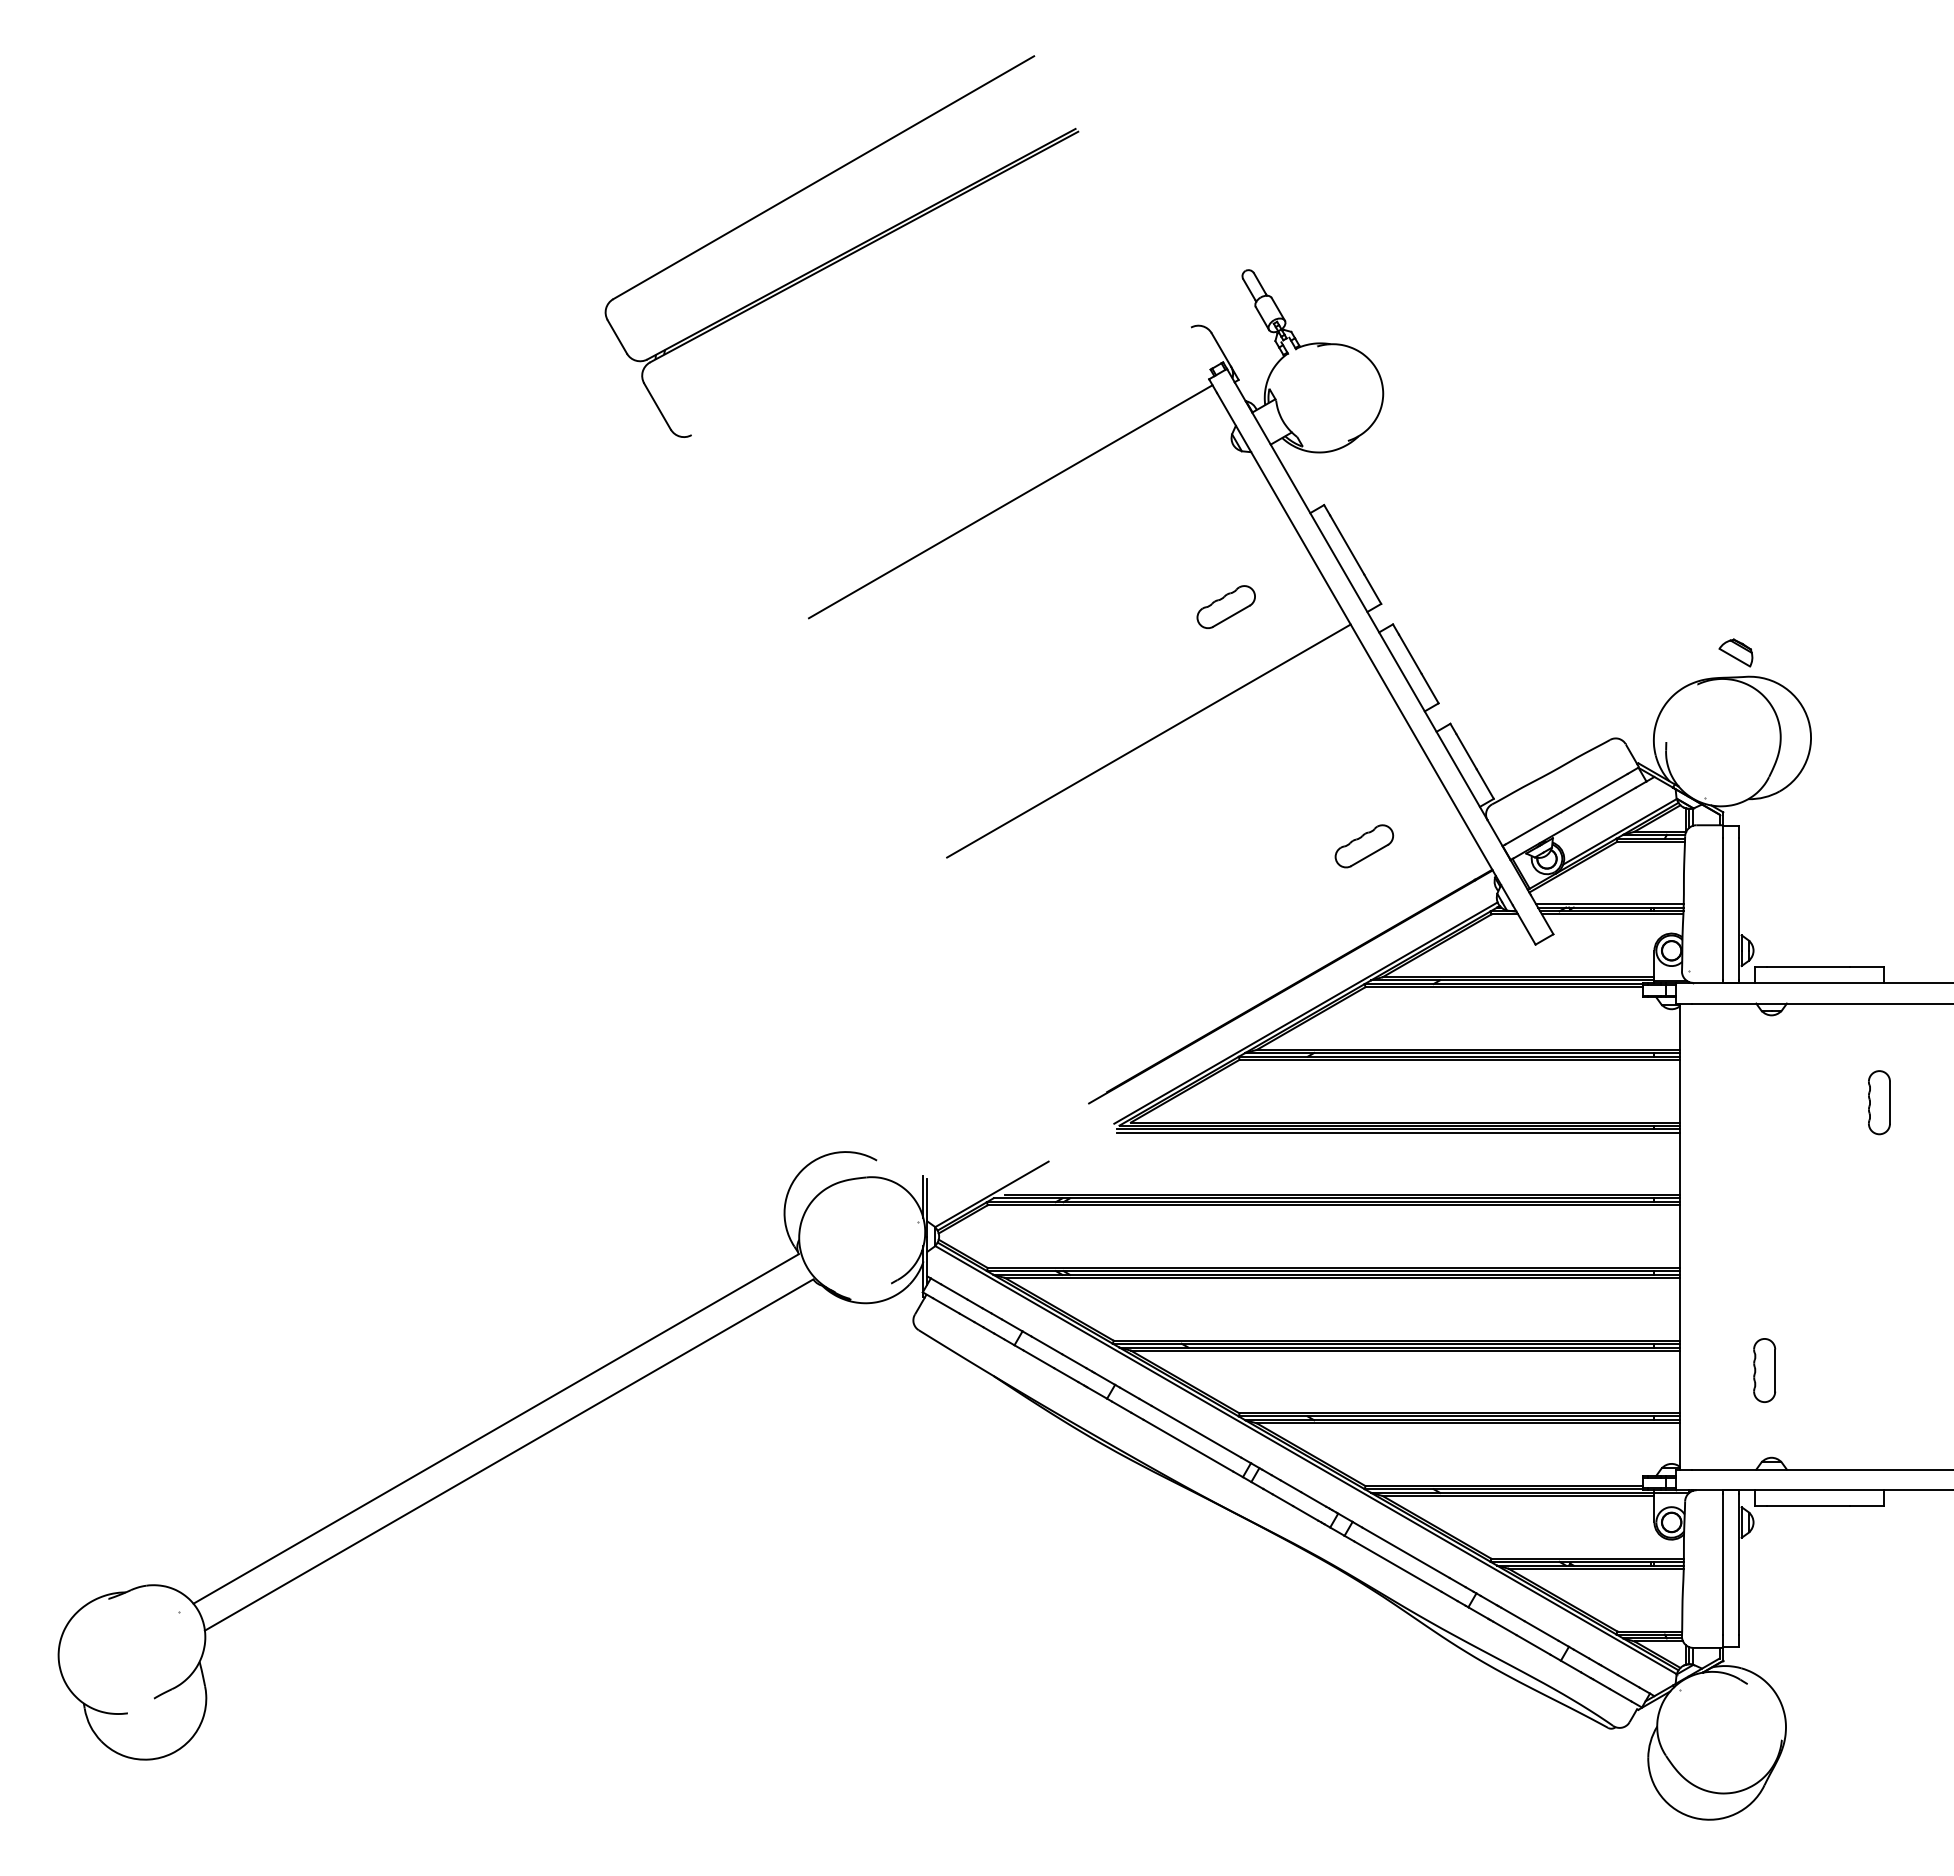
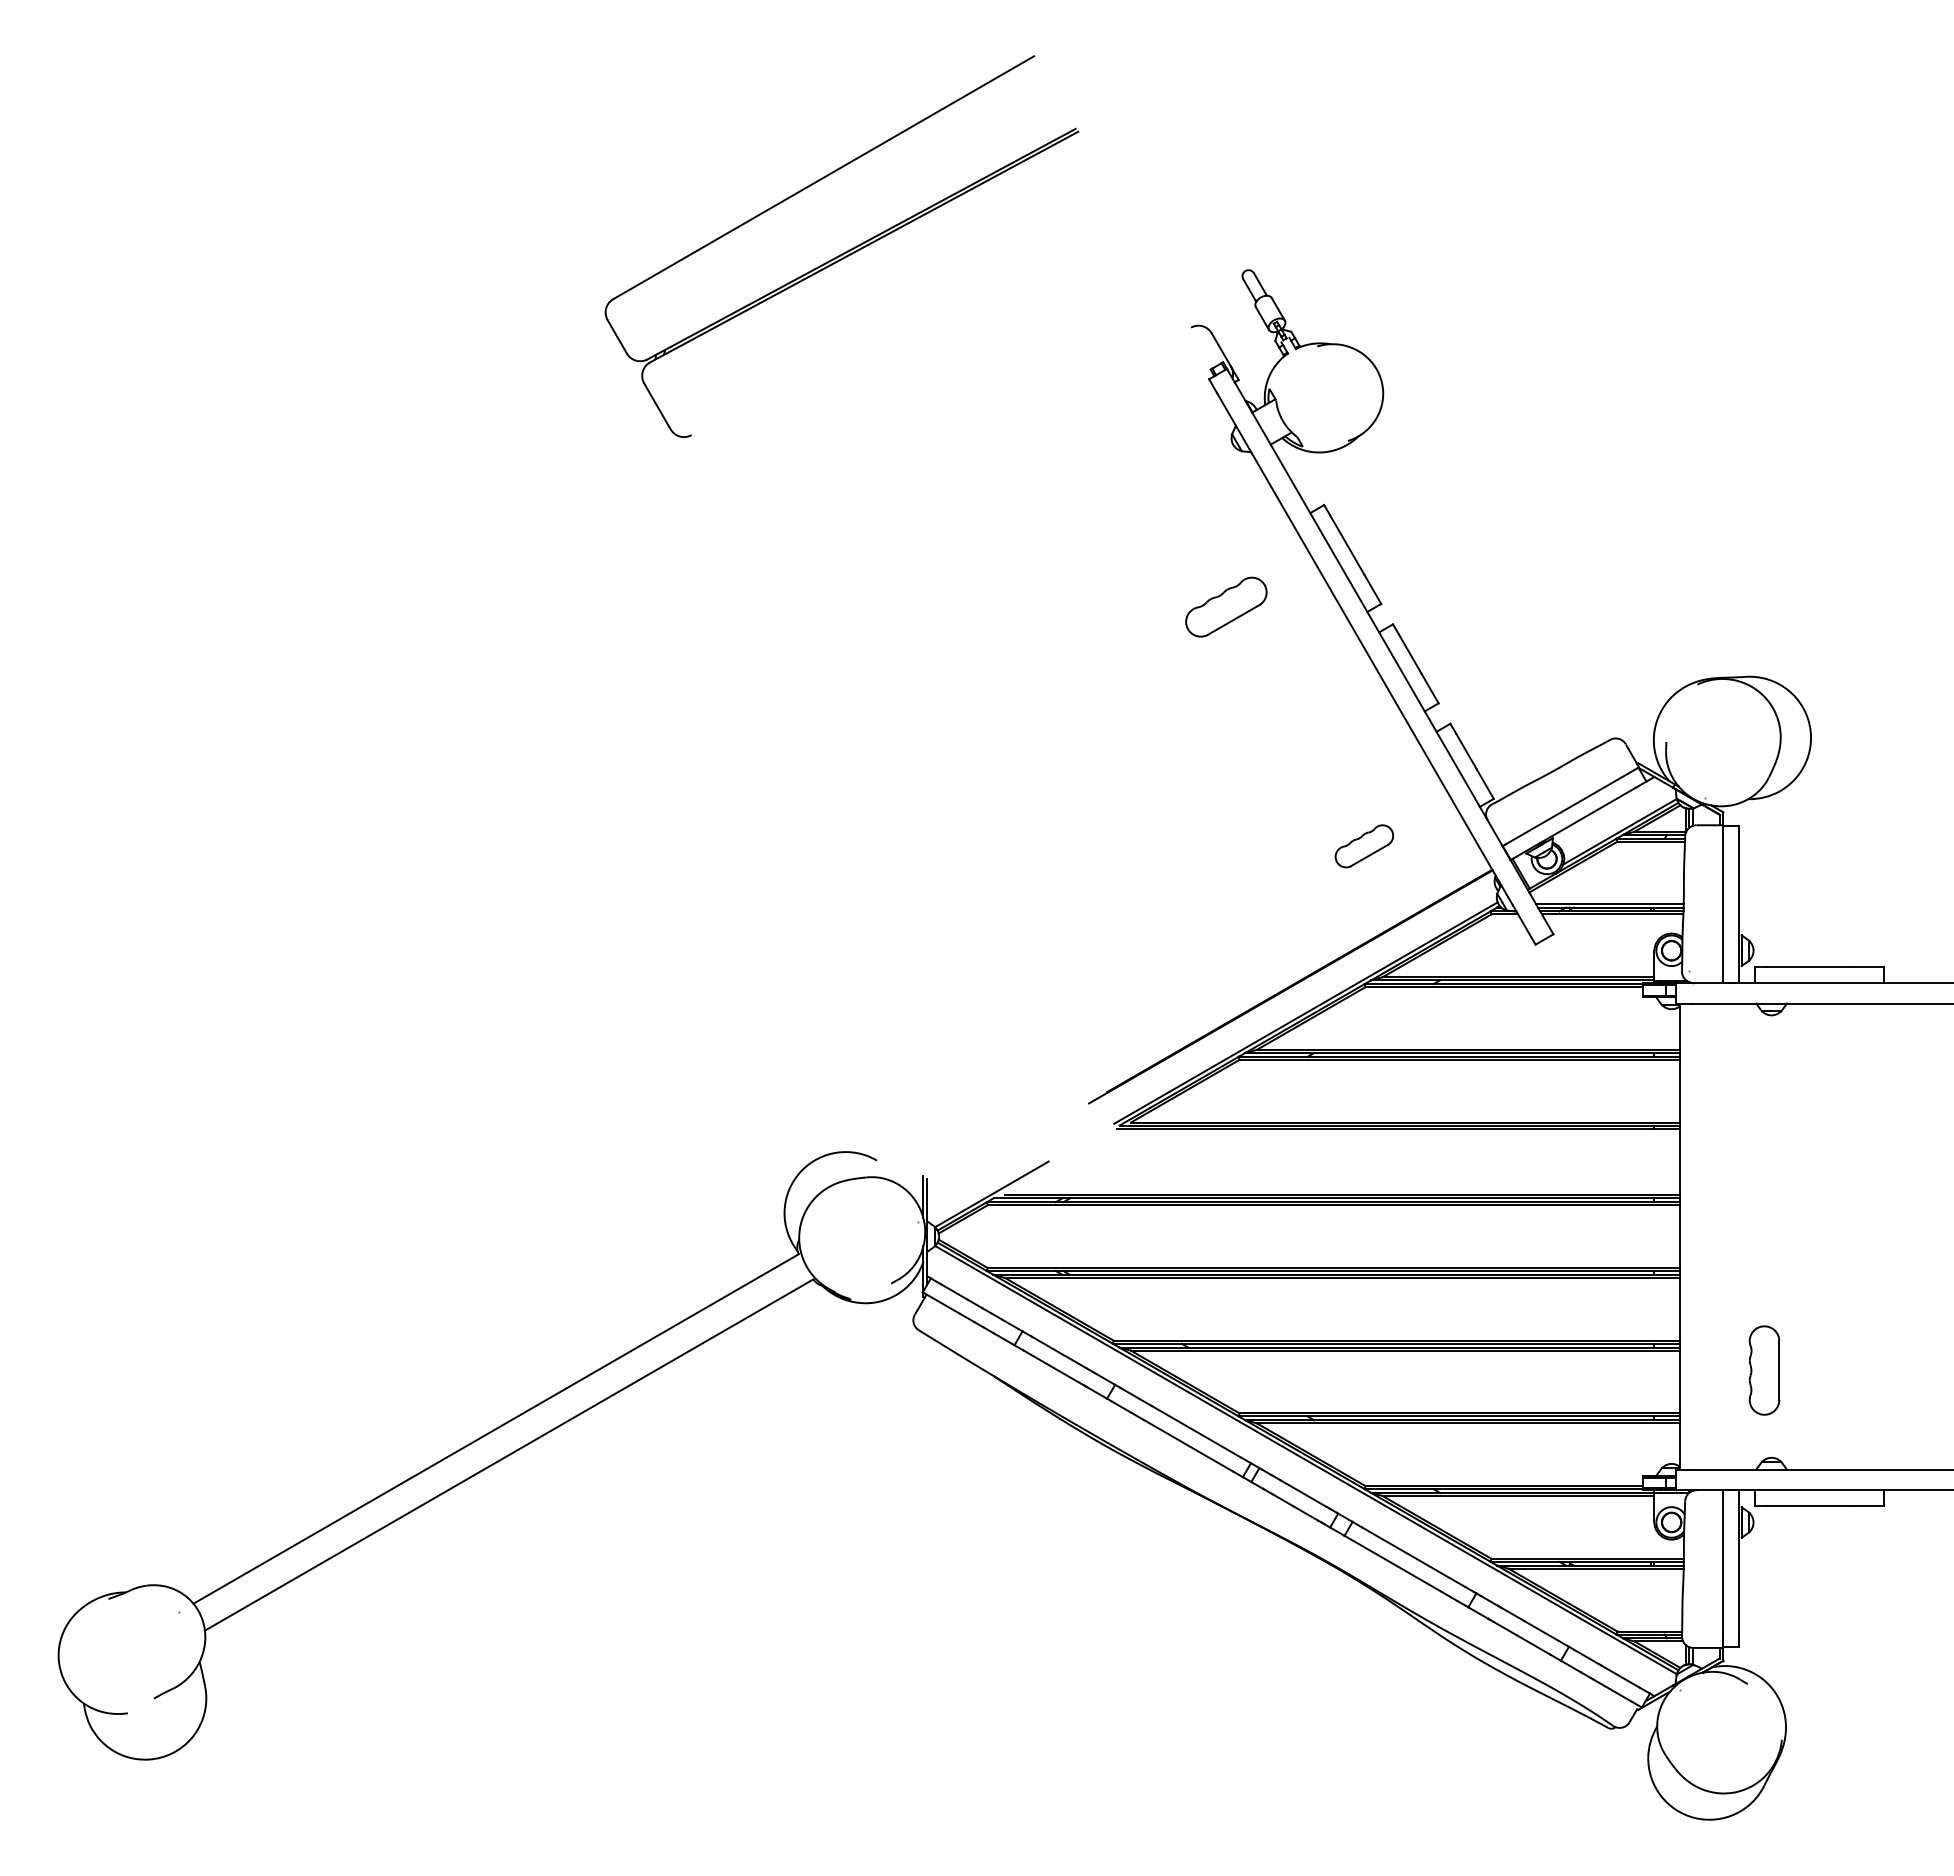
line: present -> none (1010, 501)
part size: 60x44 px -> 83x62 px (1226, 606)
part: present -> none (1735, 652)
line: present -> none (1148, 740)
part: present -> none (1879, 1102)
line: present -> none (1398, 1132)
part size: 24x65 px -> 33x91 px (1764, 1370)
